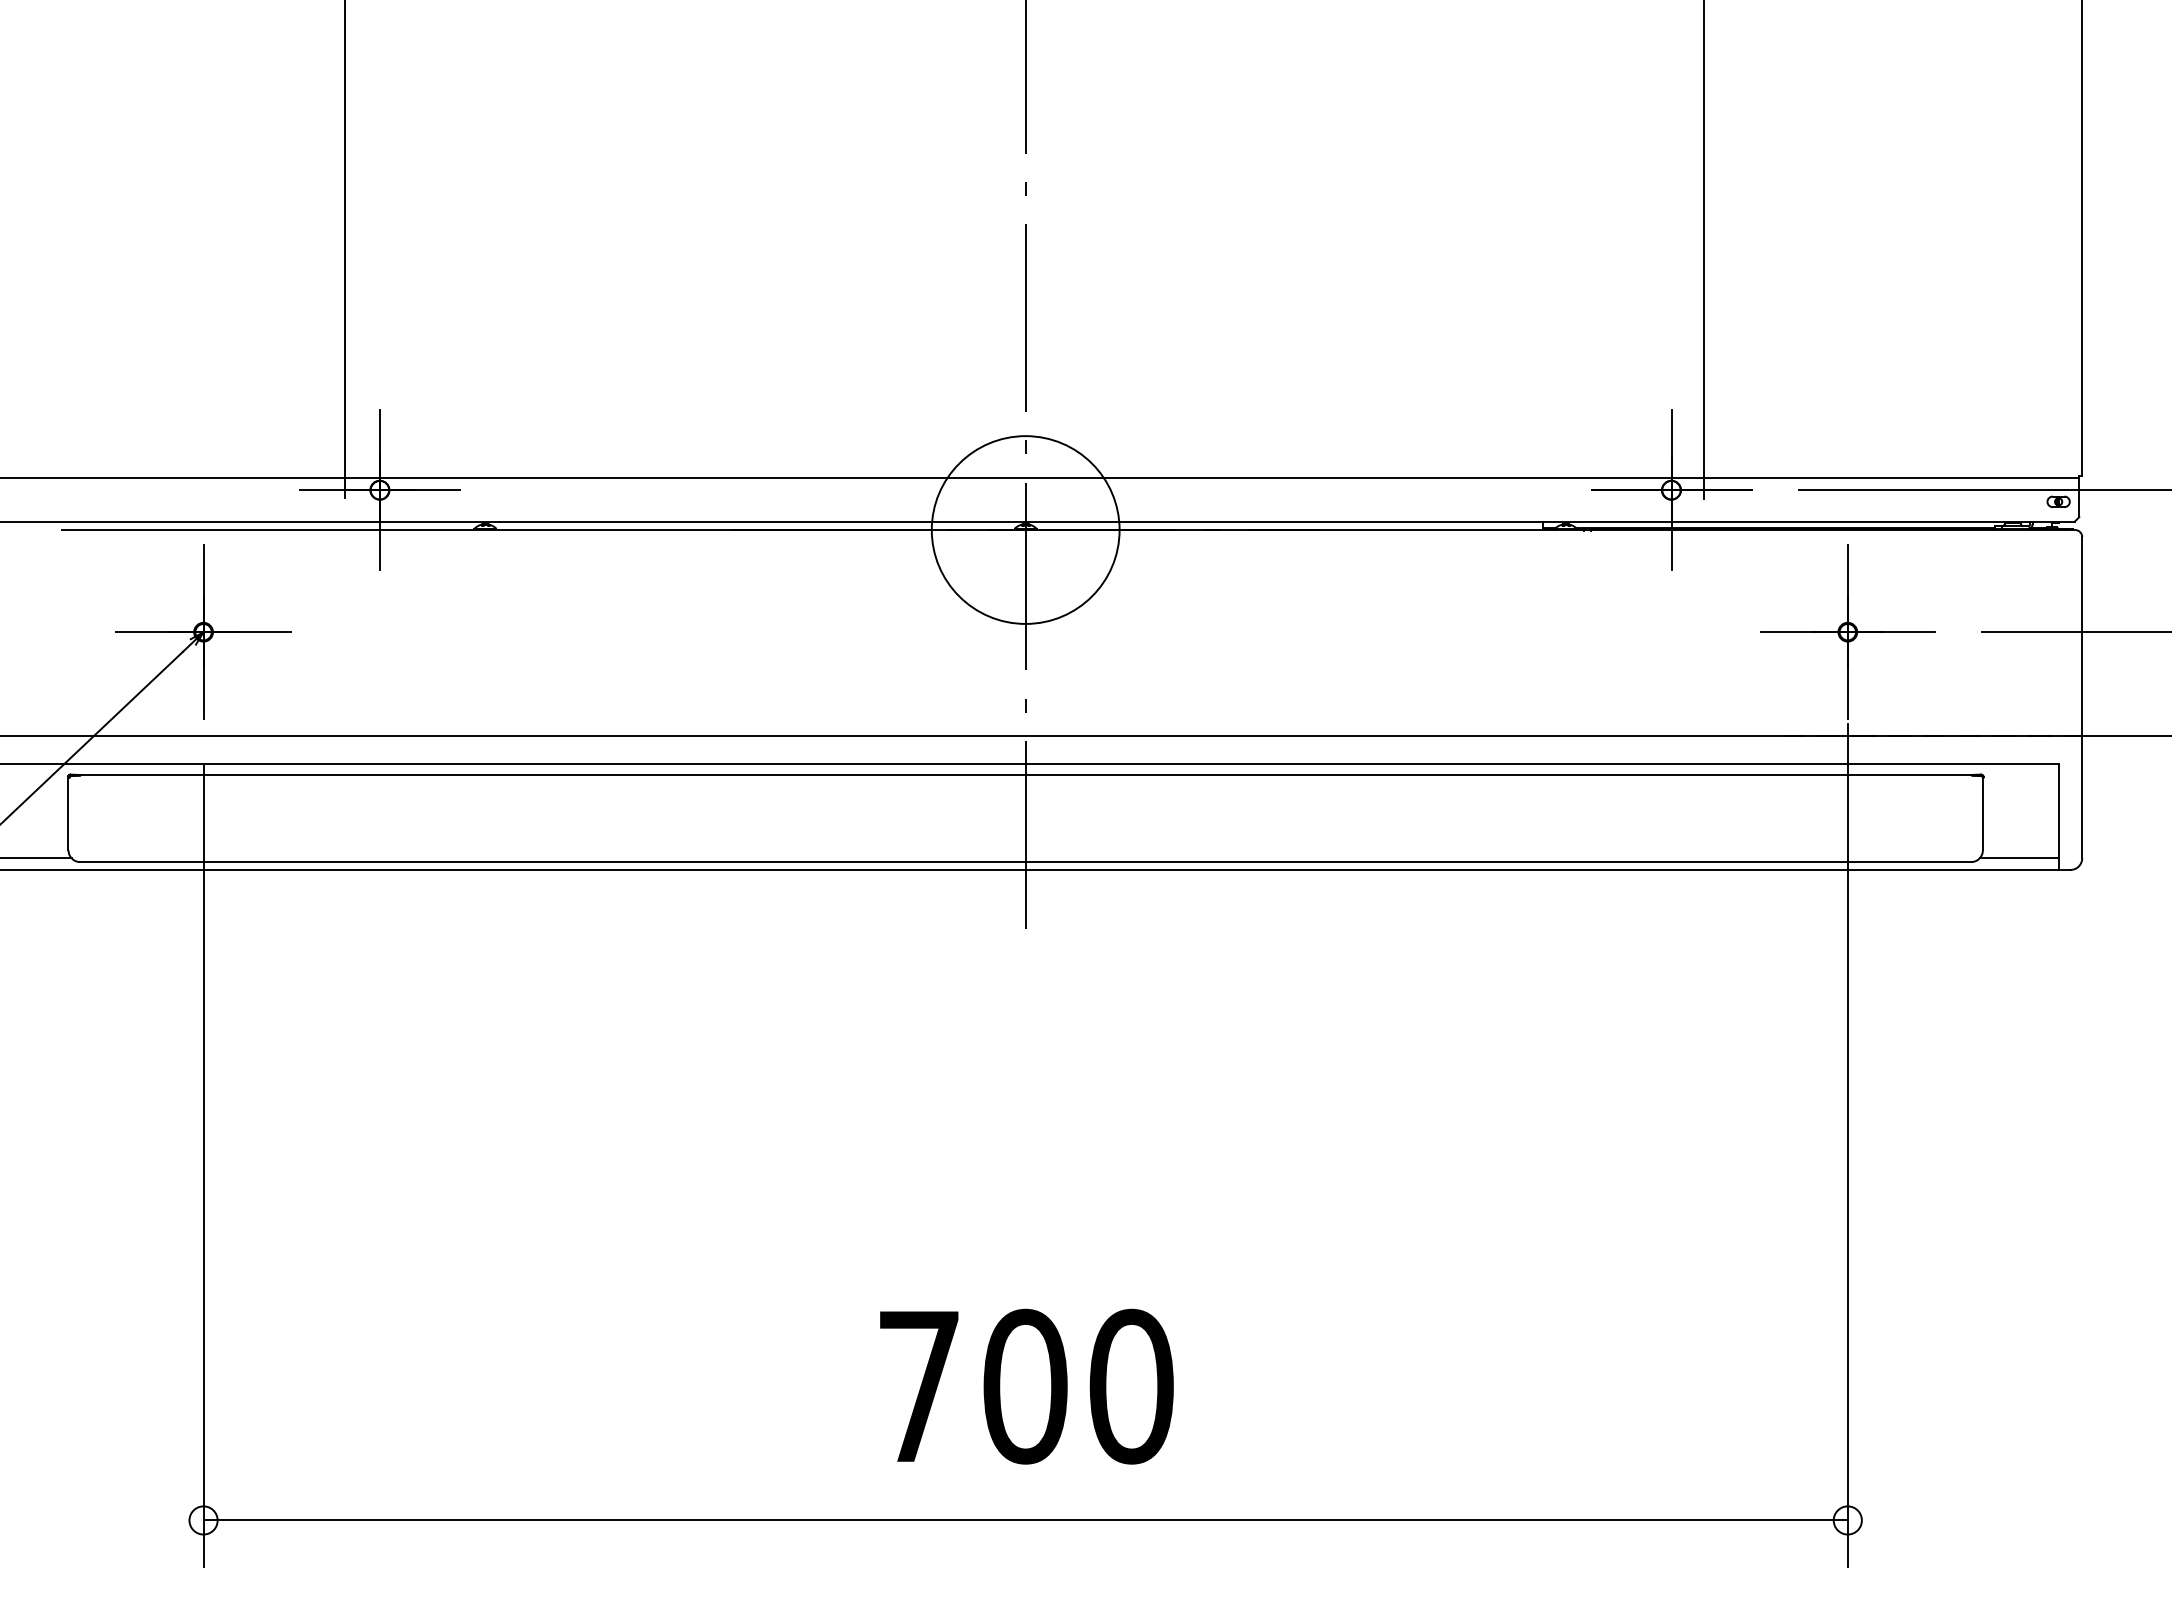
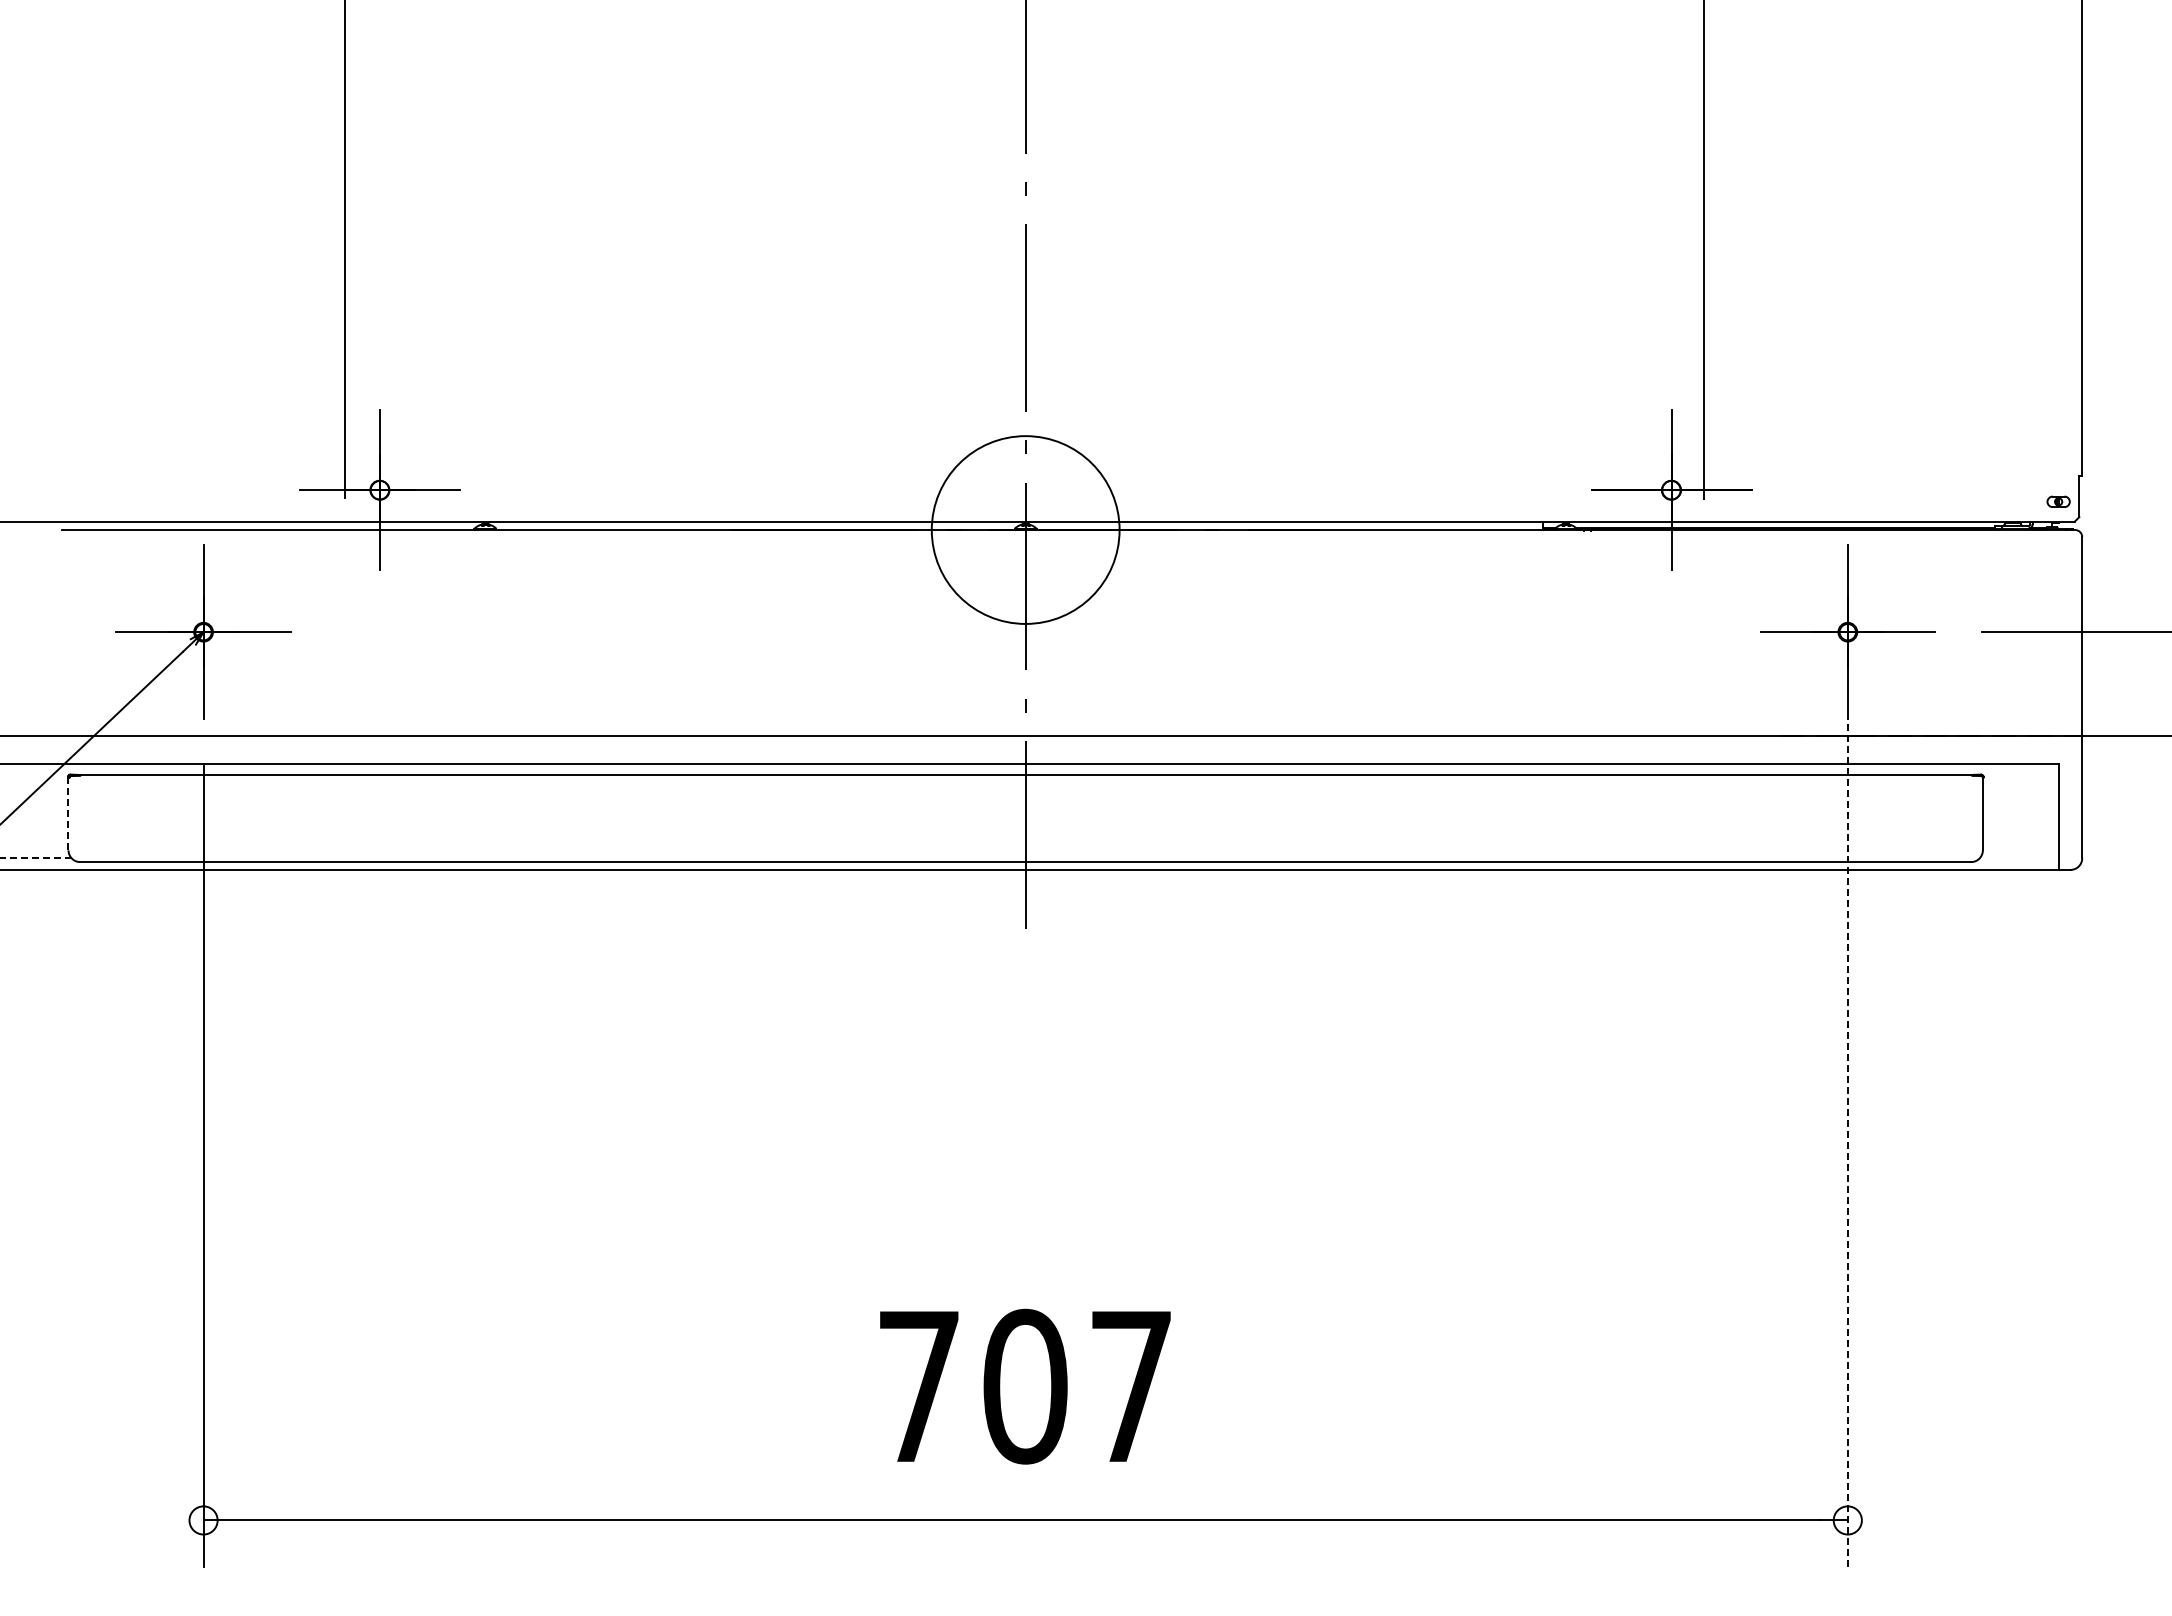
line: present -> none (1040, 478)
line: present -> none (1983, 490)
line: solid -> dashed (68, 813)
line: solid -> dashed (35, 858)
line: present -> none (2019, 858)
line: solid -> dashed (1847, 1145)
text: 700 -> 707 (1131, 1386)
